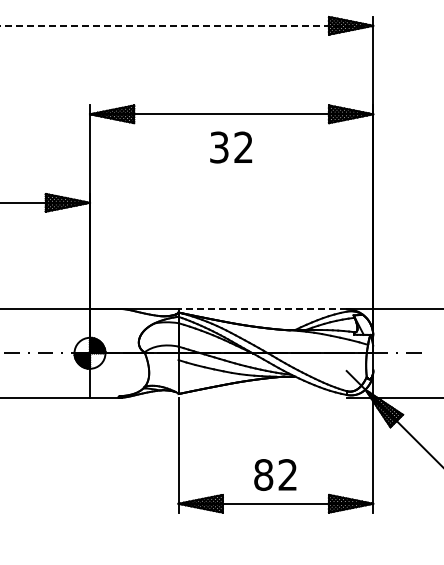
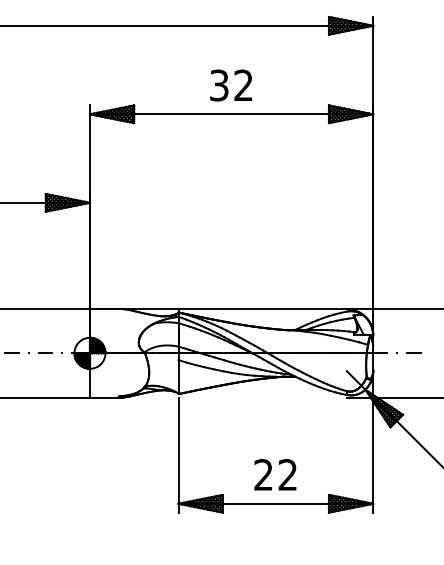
line: dashed -> solid (187, 25)
text position: (231, 147) -> (231, 85) (231, 85)
line: dashed -> solid (262, 309)
text: 82 -> 22 (263, 474)
